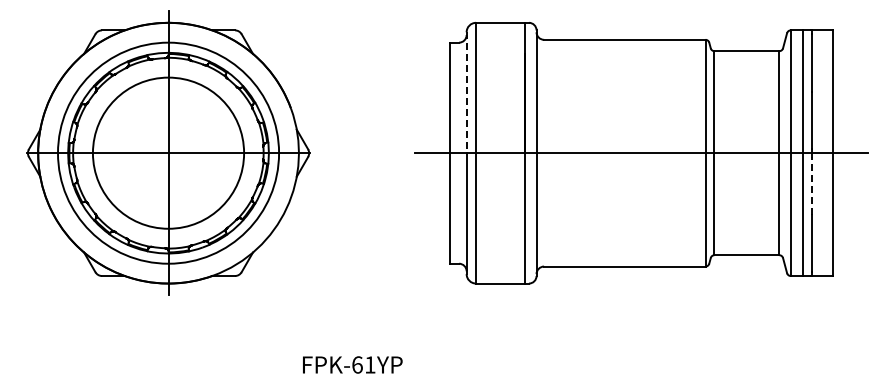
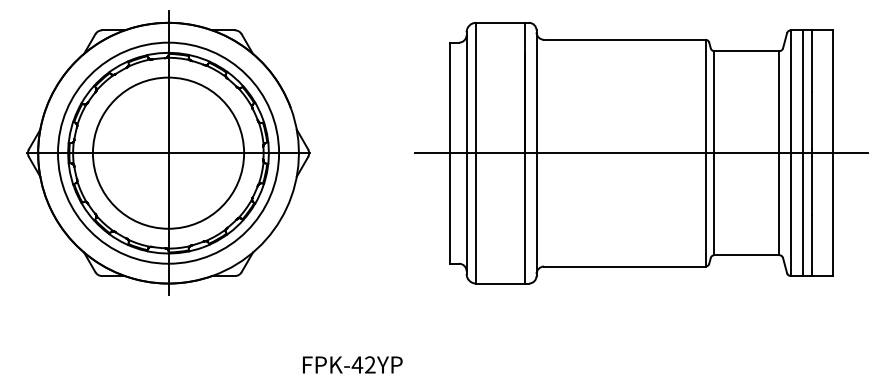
line: dashed -> solid (466, 93)
line: dashed -> solid (812, 185)
text: FPK-61YP -> FPK-42YP (363, 364)
